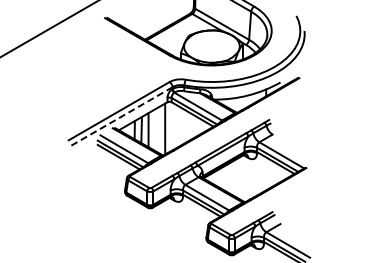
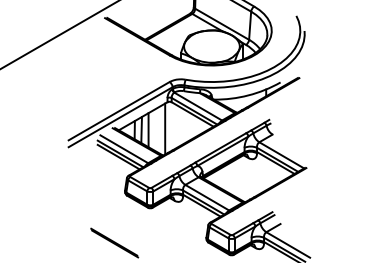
line position: (48, 28) -> (59, 34) (59, 34)
line: dashed -> solid (120, 117)
line: none -> present (114, 242)
